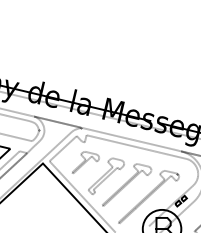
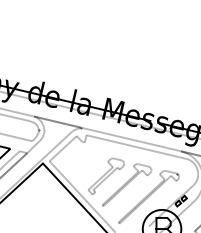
part: present -> none (85, 162)
